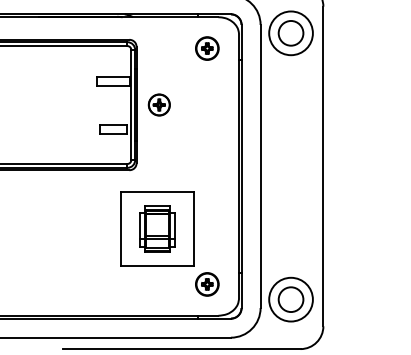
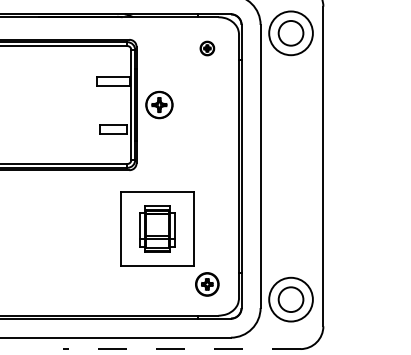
part size: 25x25 px -> 17x17 px (207, 48)
part size: 24x24 px -> 29x30 px (159, 104)
line: solid -> dashed (181, 349)
